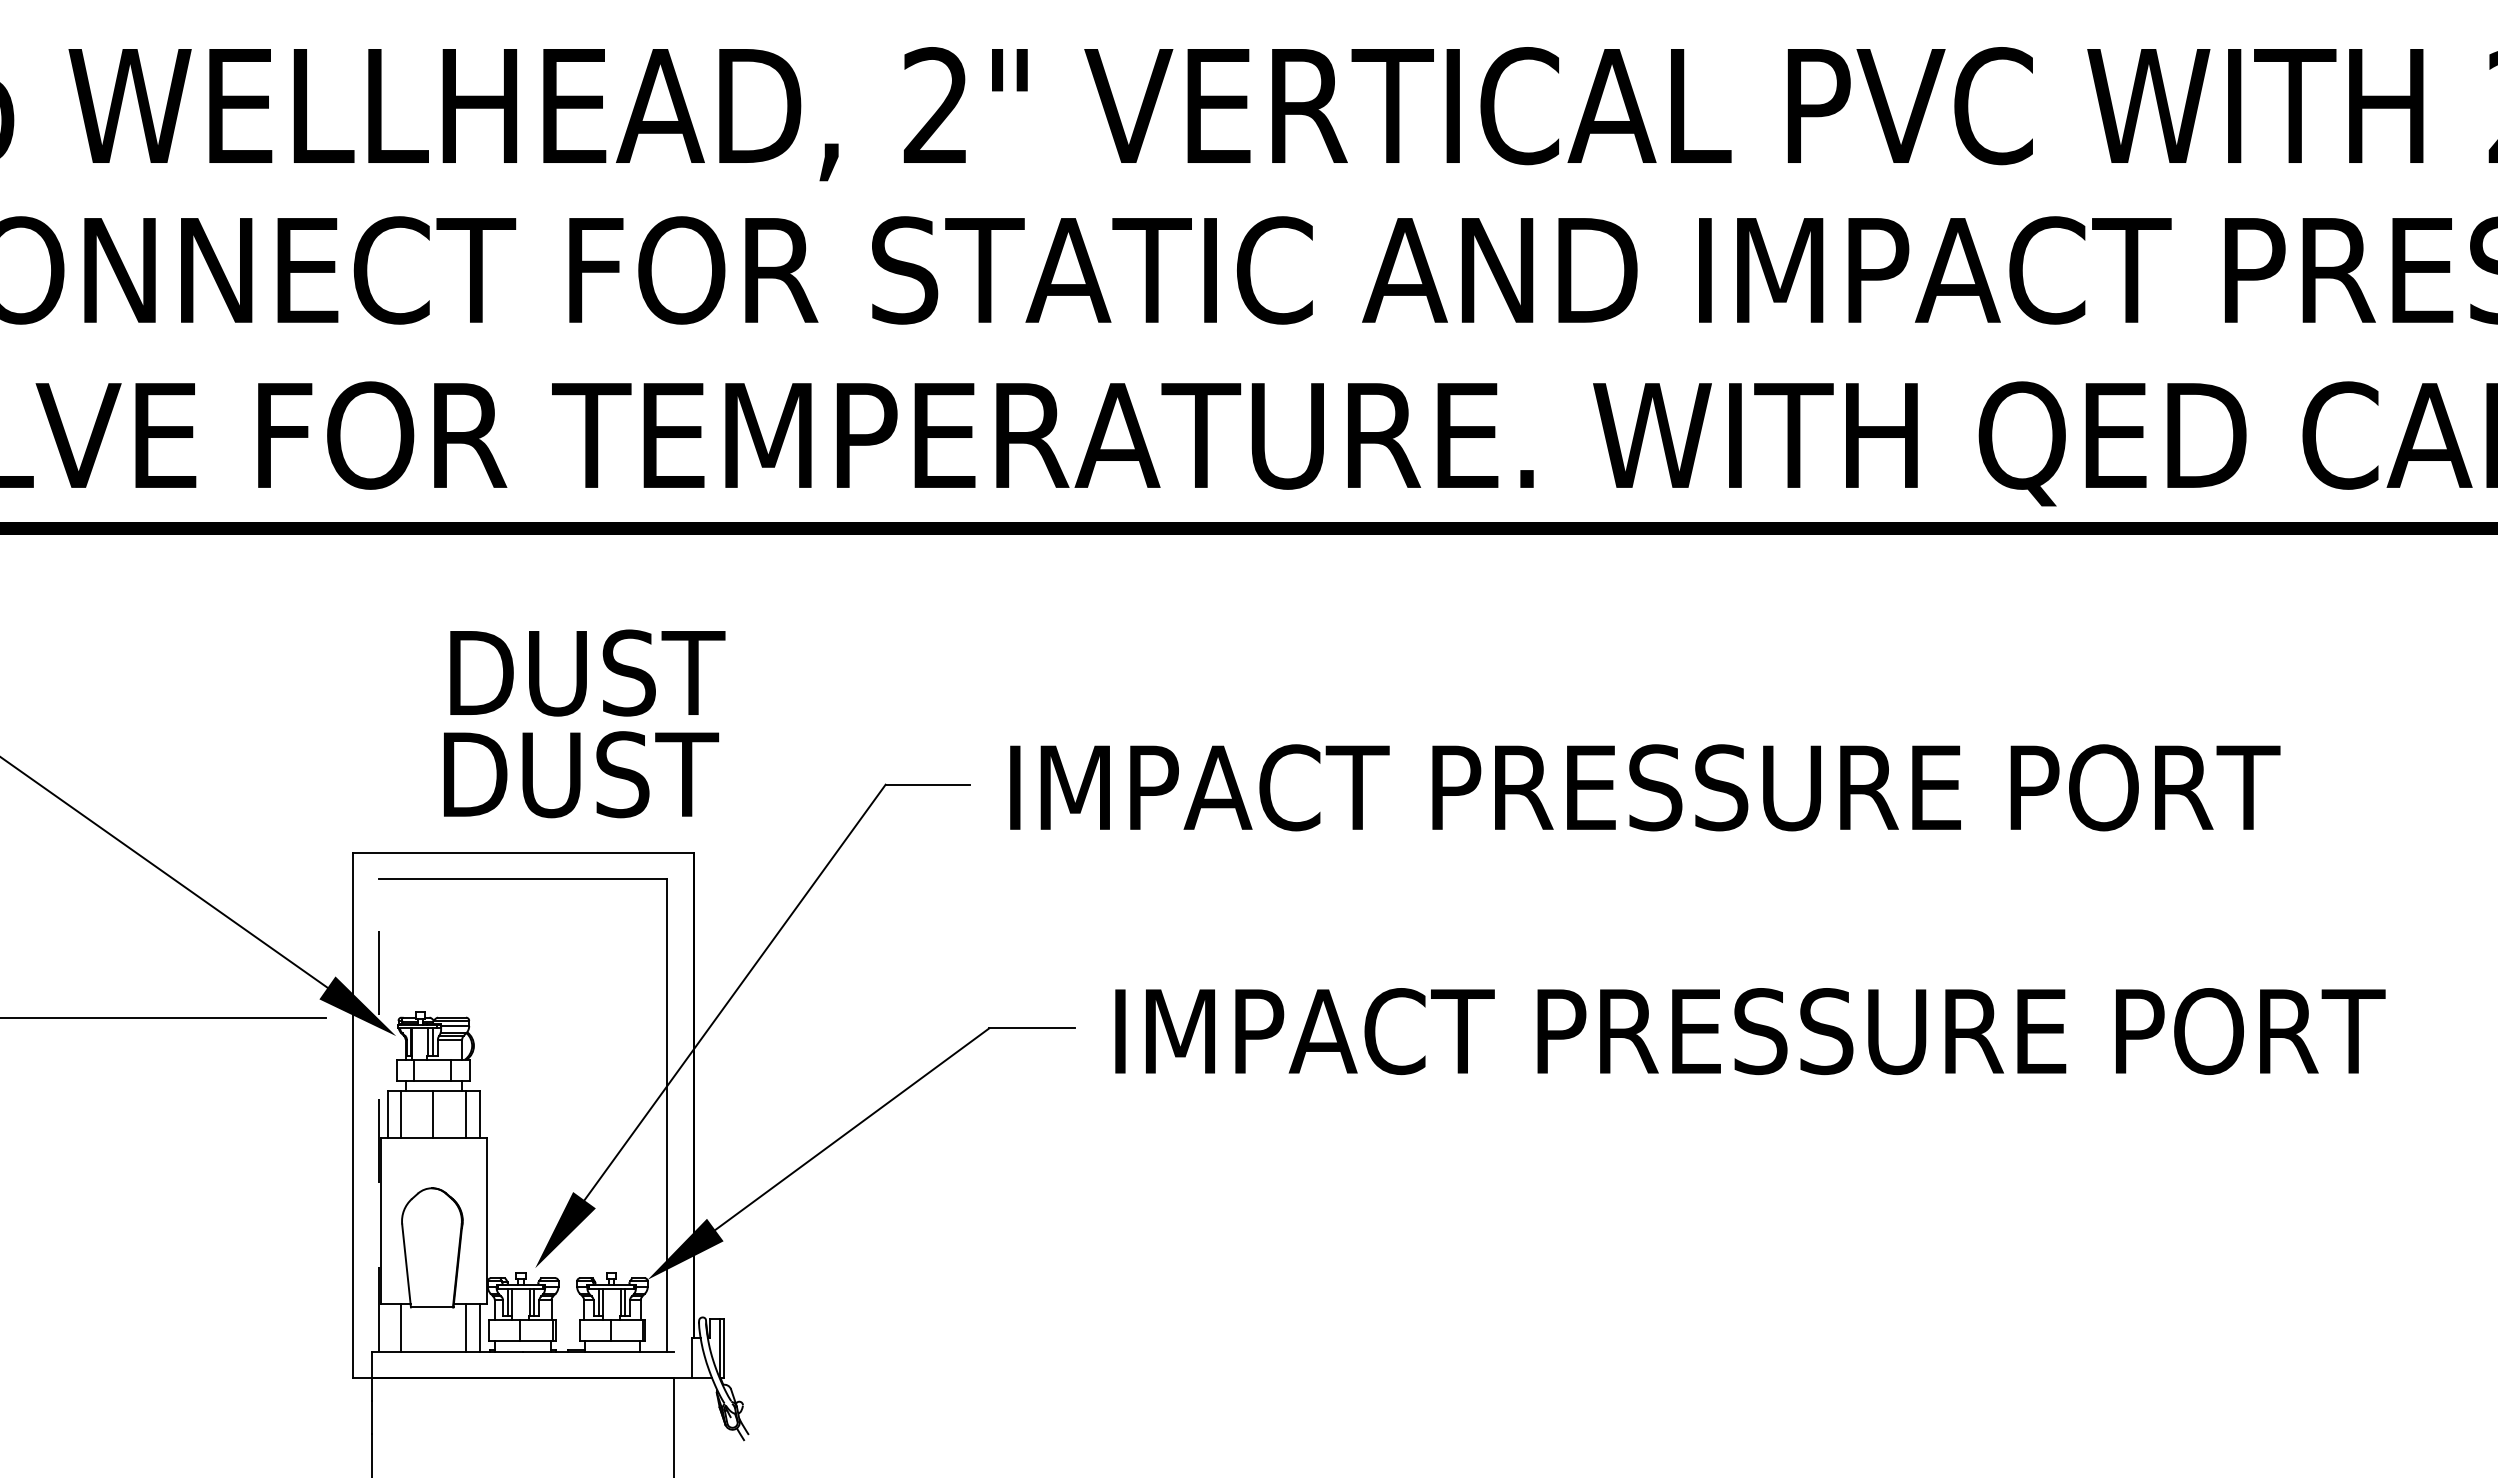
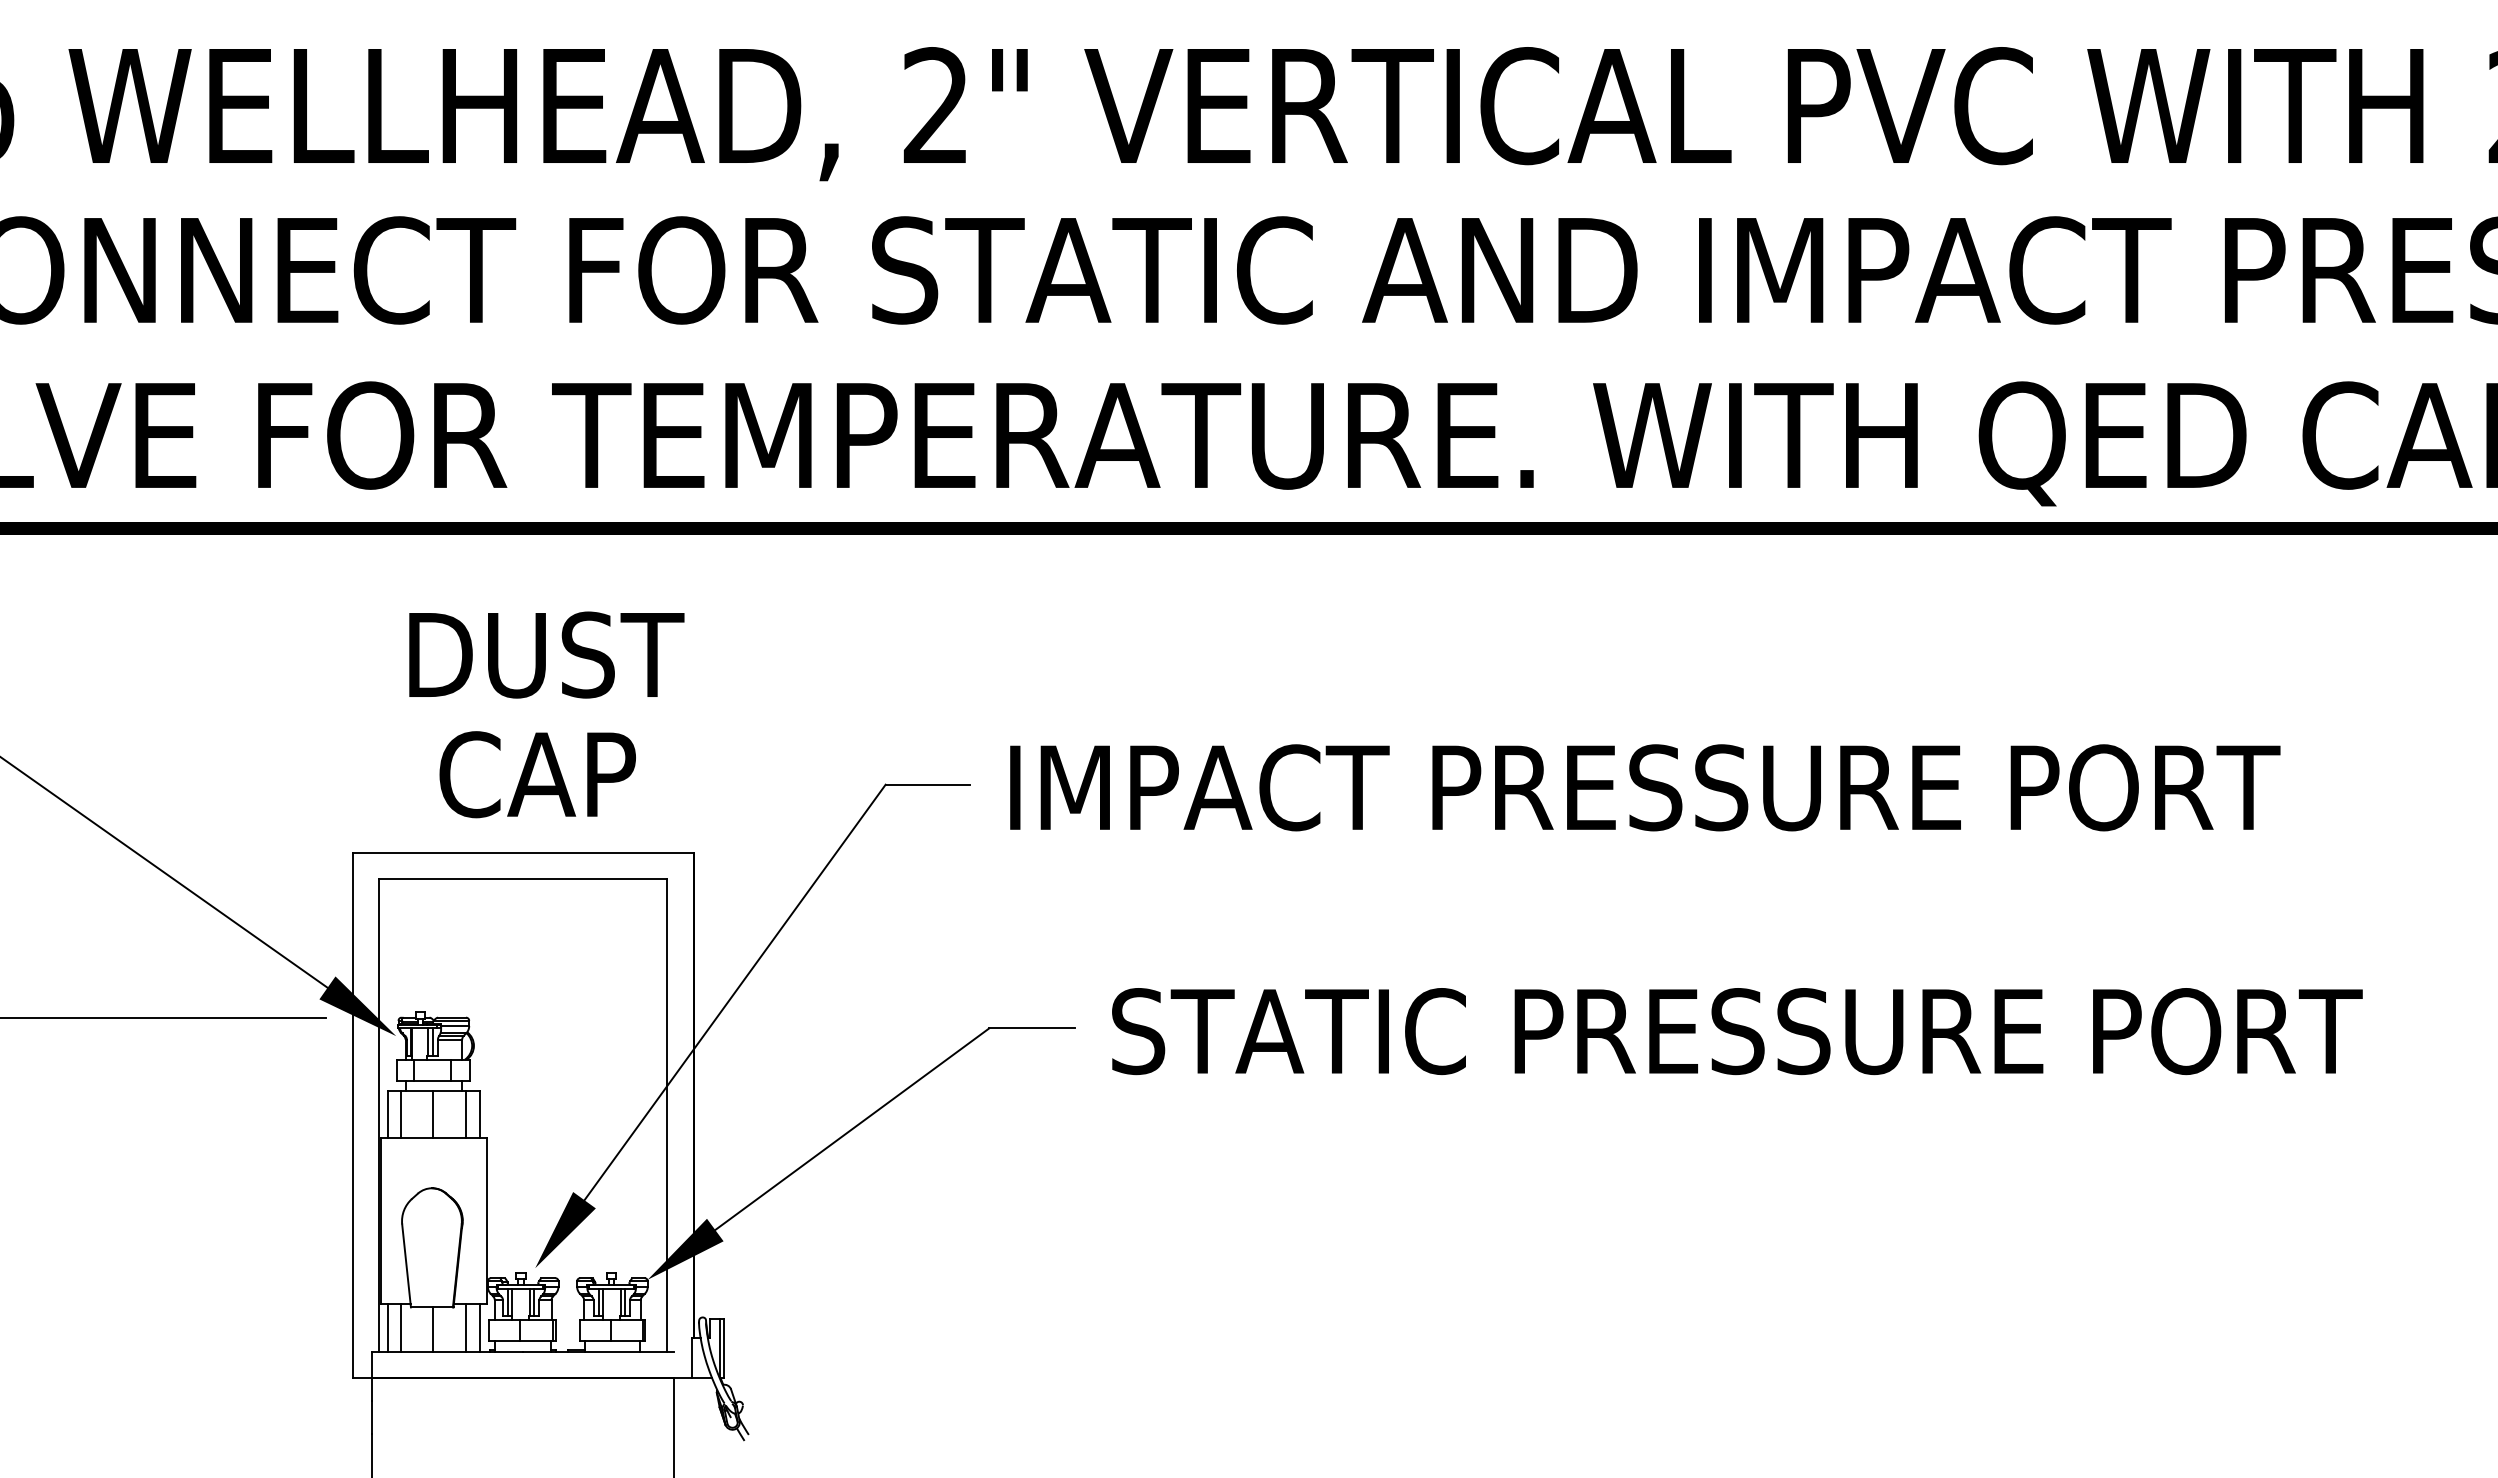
text position: (587, 672) -> (546, 654) (546, 654)
text: DUST -> CAP (579, 774)
text: IMPACT PRESSURE PORT -> STATIC PRESSURE PORT (1748, 1031)
line: dashed -> solid (379, 1114)
line: none -> present (388, 1327)
line: none -> present (433, 1329)
